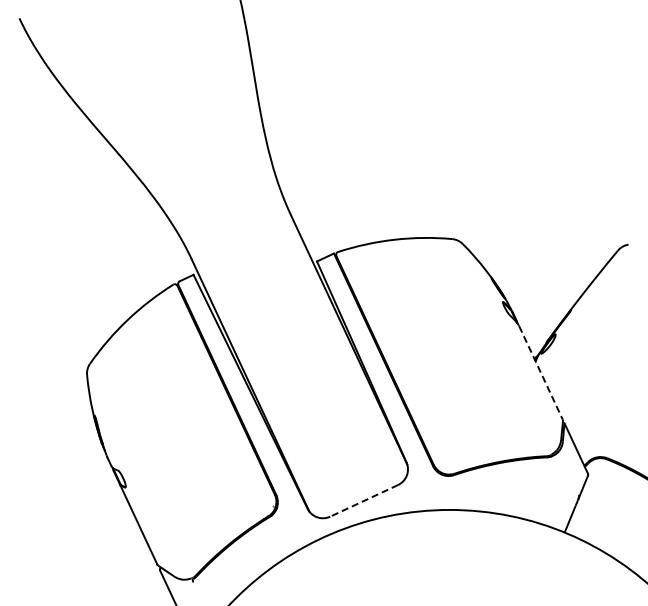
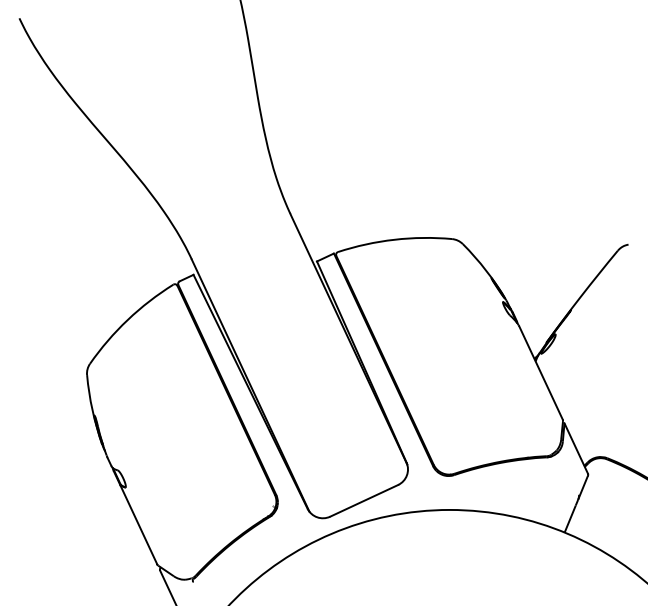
line: dashed -> solid (541, 373)
line: dashed -> solid (363, 501)
